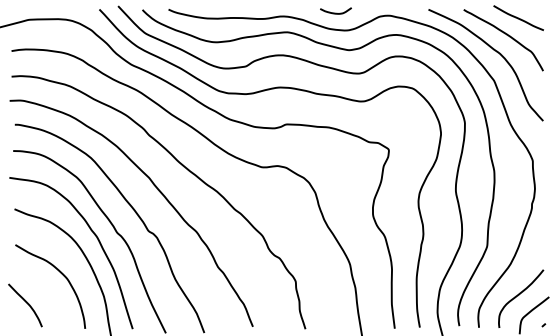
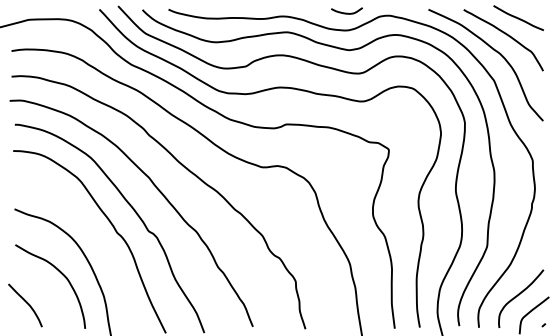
curve position: (335, 12) -> (346, 12) (346, 12)
curve: present -> none (93, 234)
